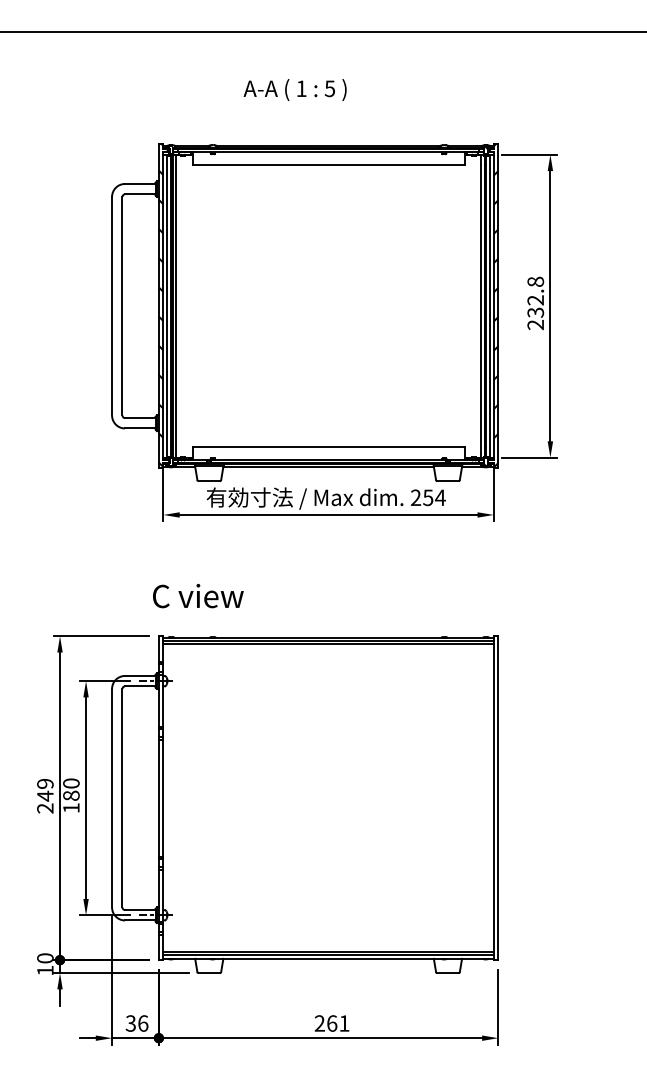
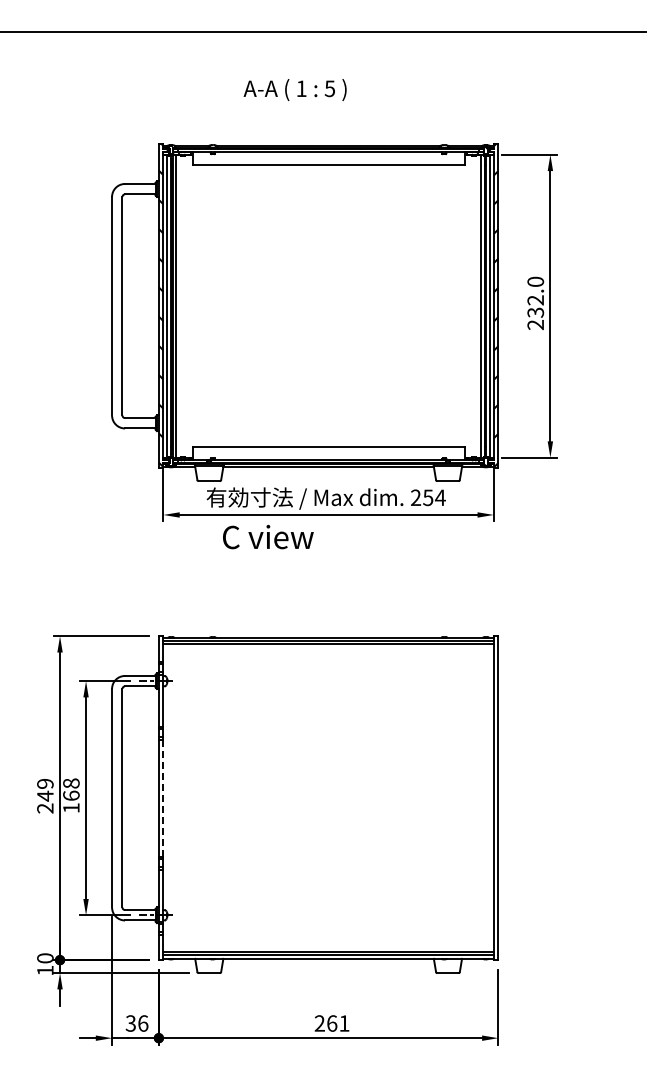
text: 232.8 -> 232.0 (535, 281)
text position: (198, 595) -> (268, 536) (268, 536)
text: 180 -> 168 (71, 789)
line: solid -> dashed (163, 798)
